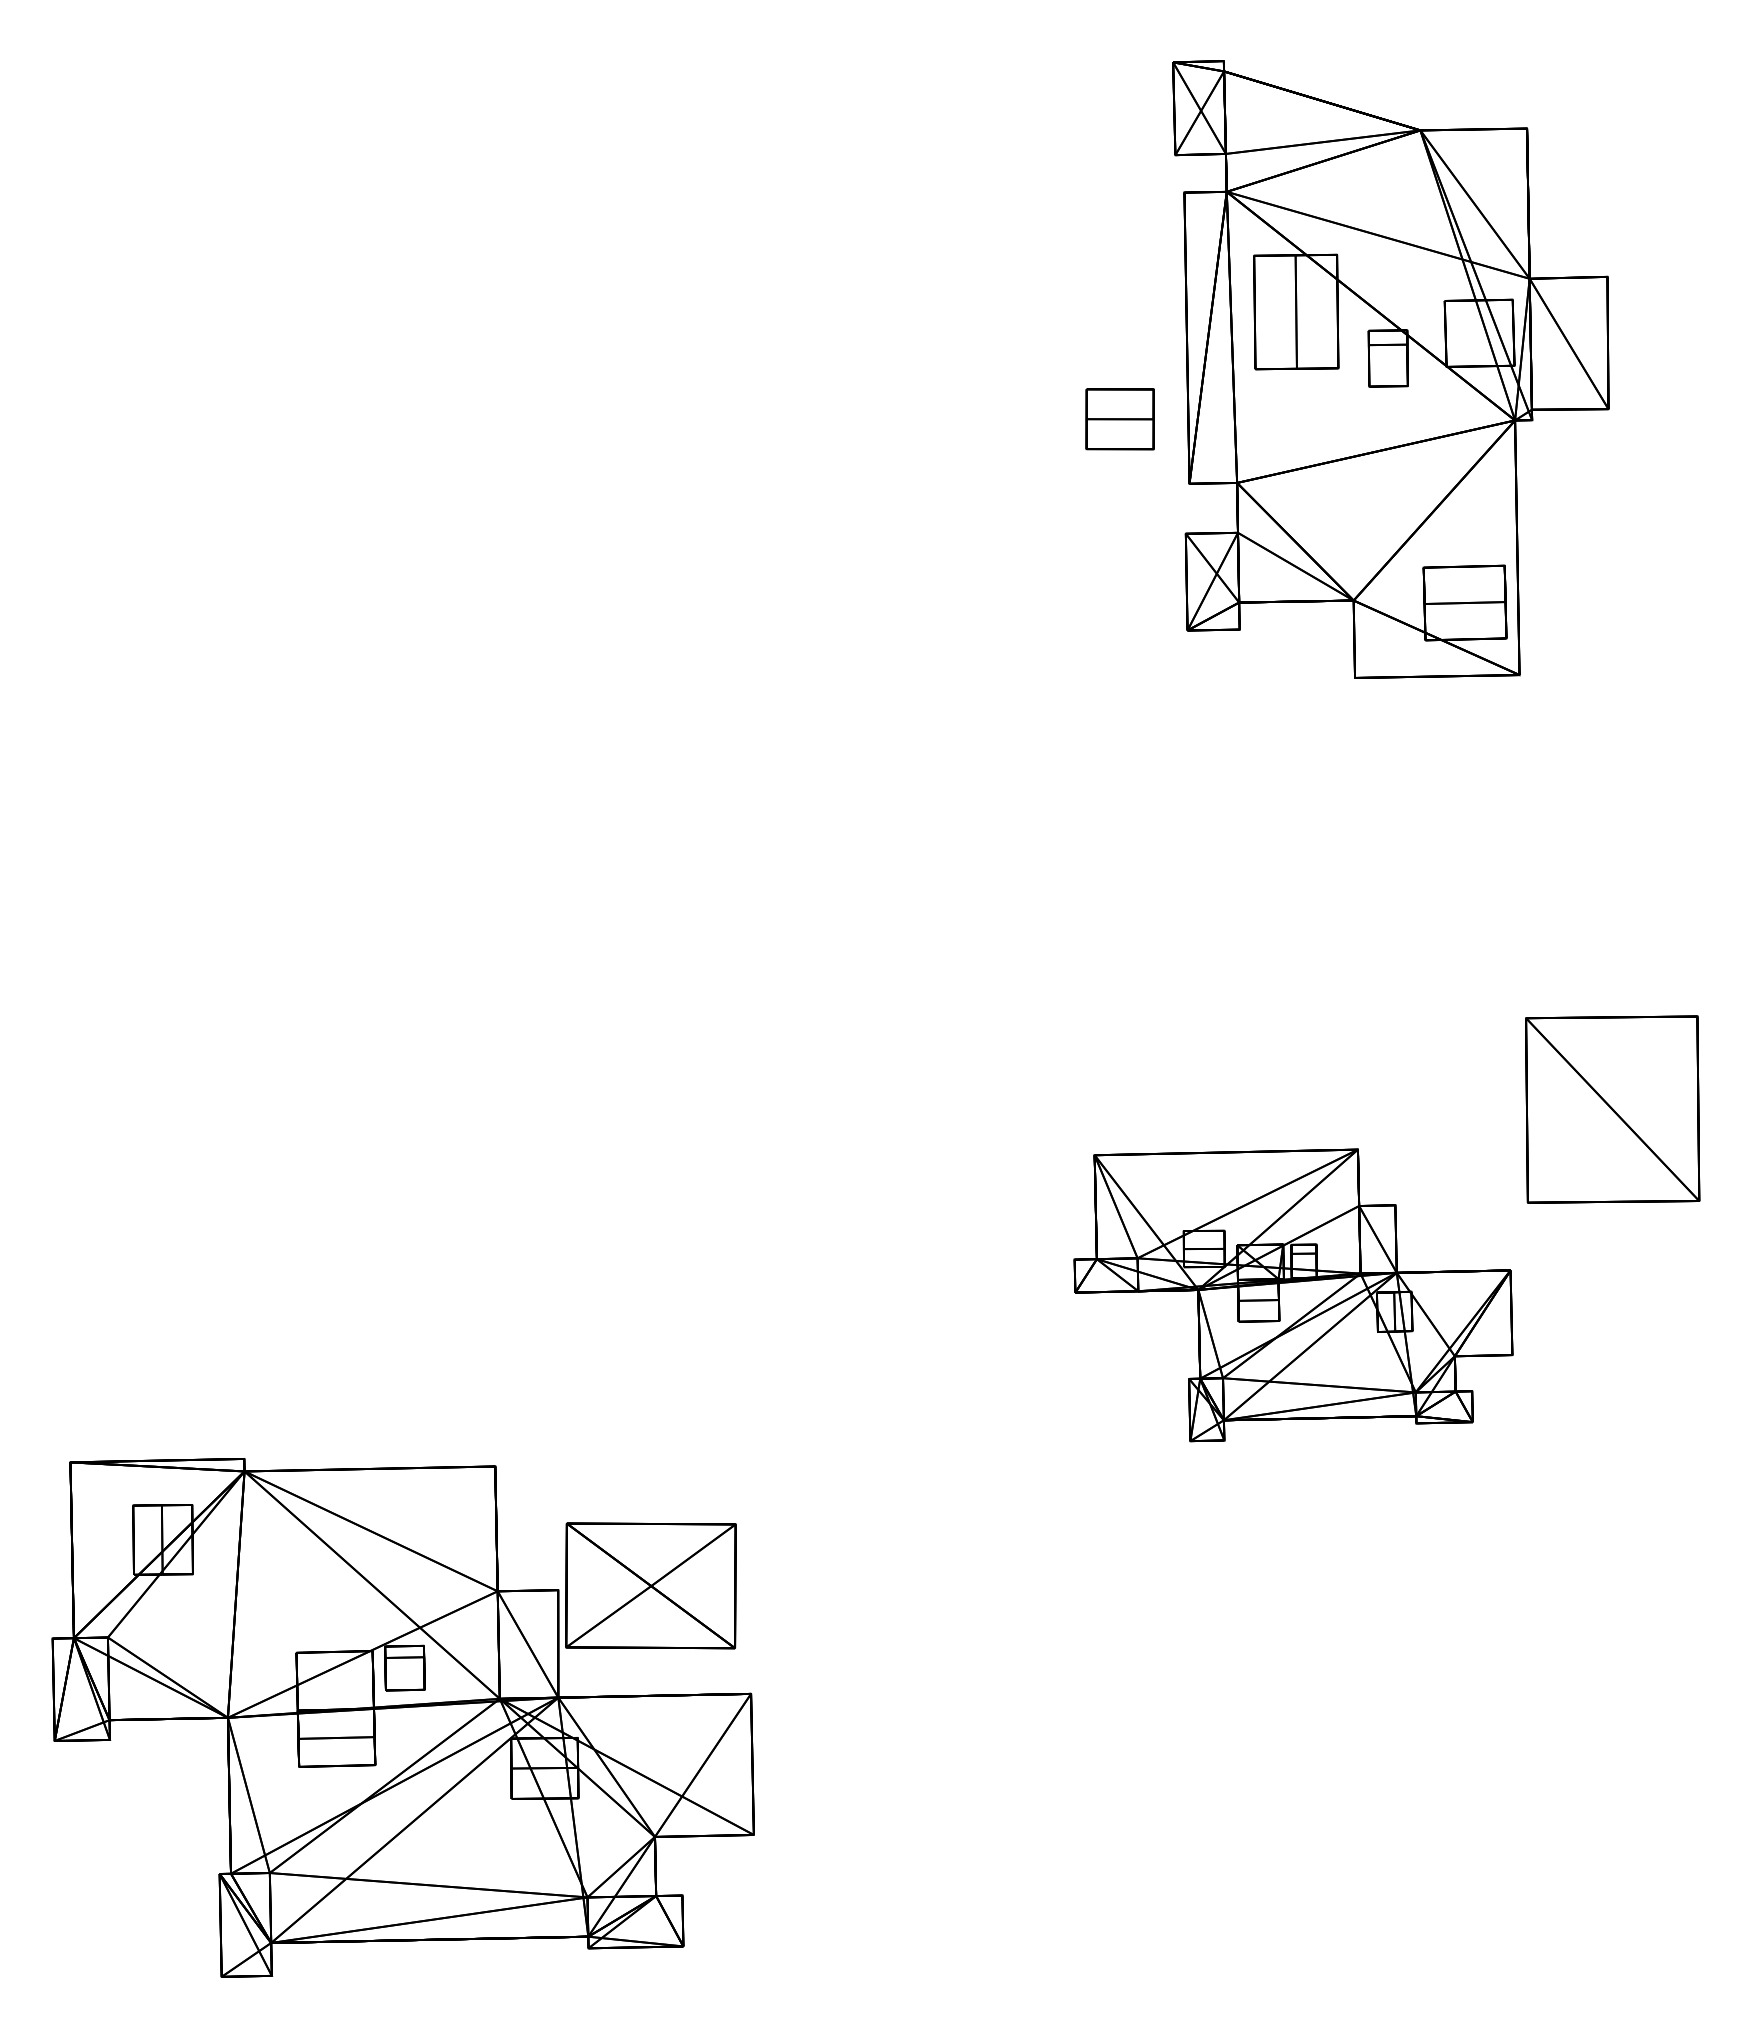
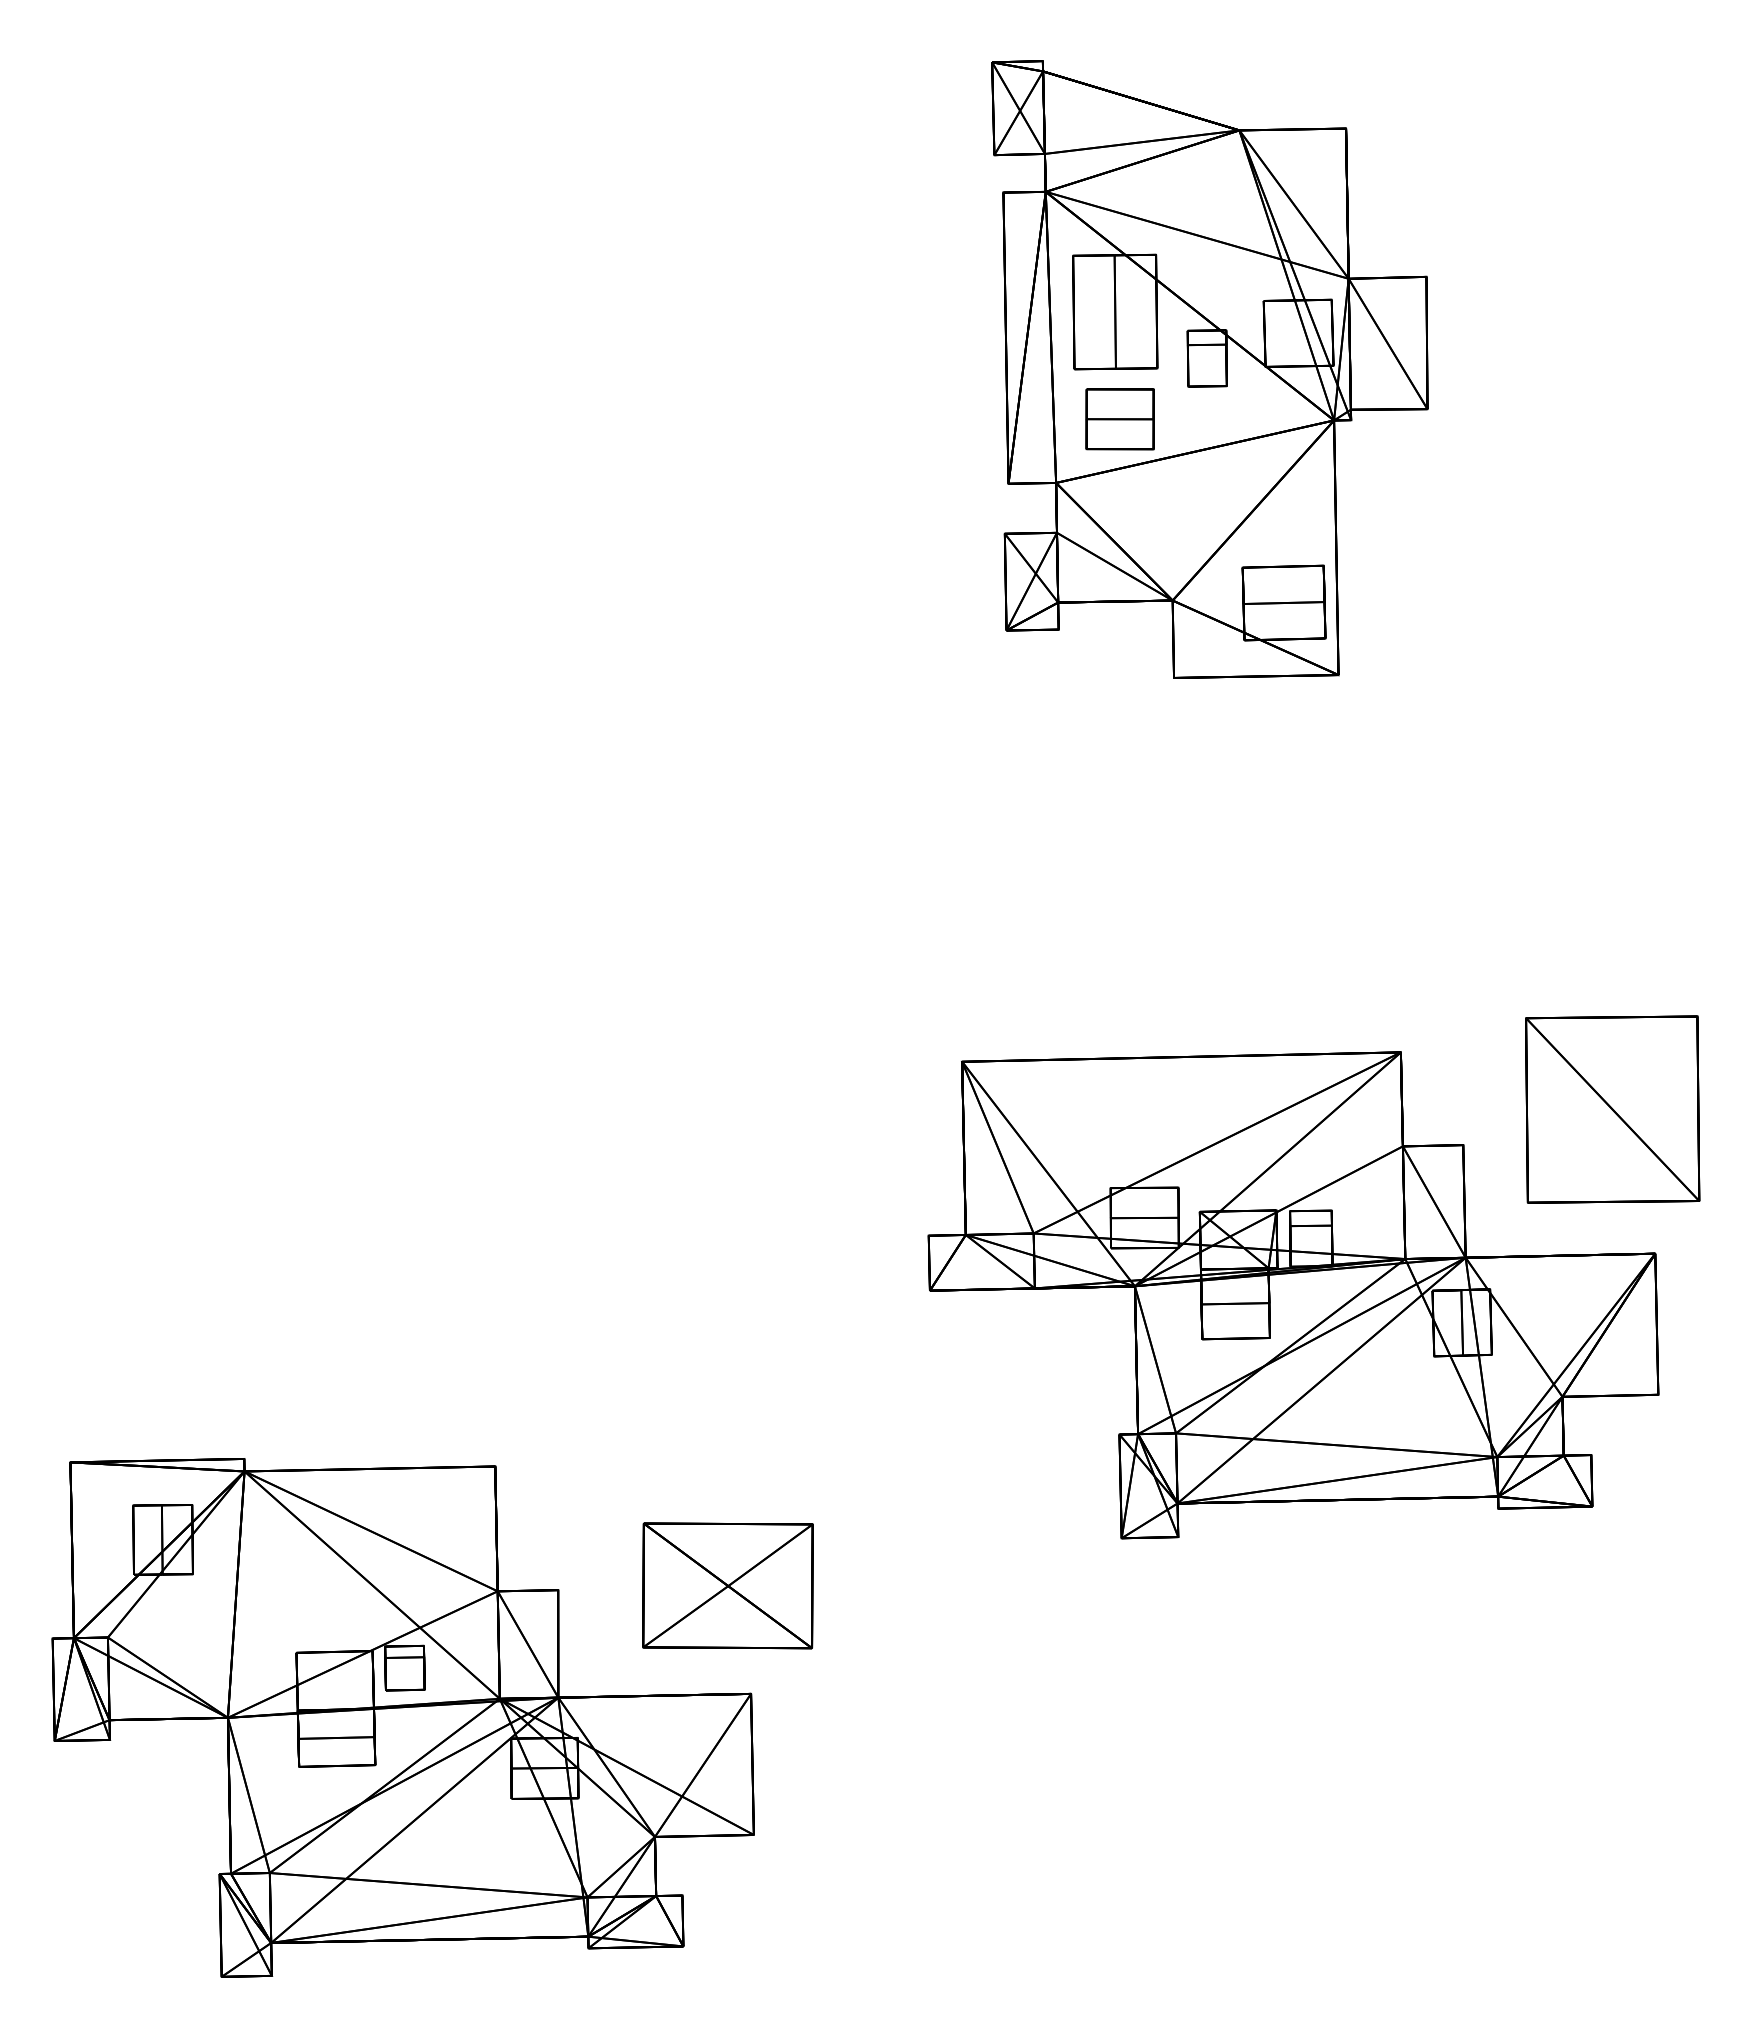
part position: (1390, 369) -> (1209, 369) (1209, 369)
part size: 441x295 px -> 733x489 px (1293, 1295)
part position: (650, 1585) -> (727, 1585) (727, 1585)
